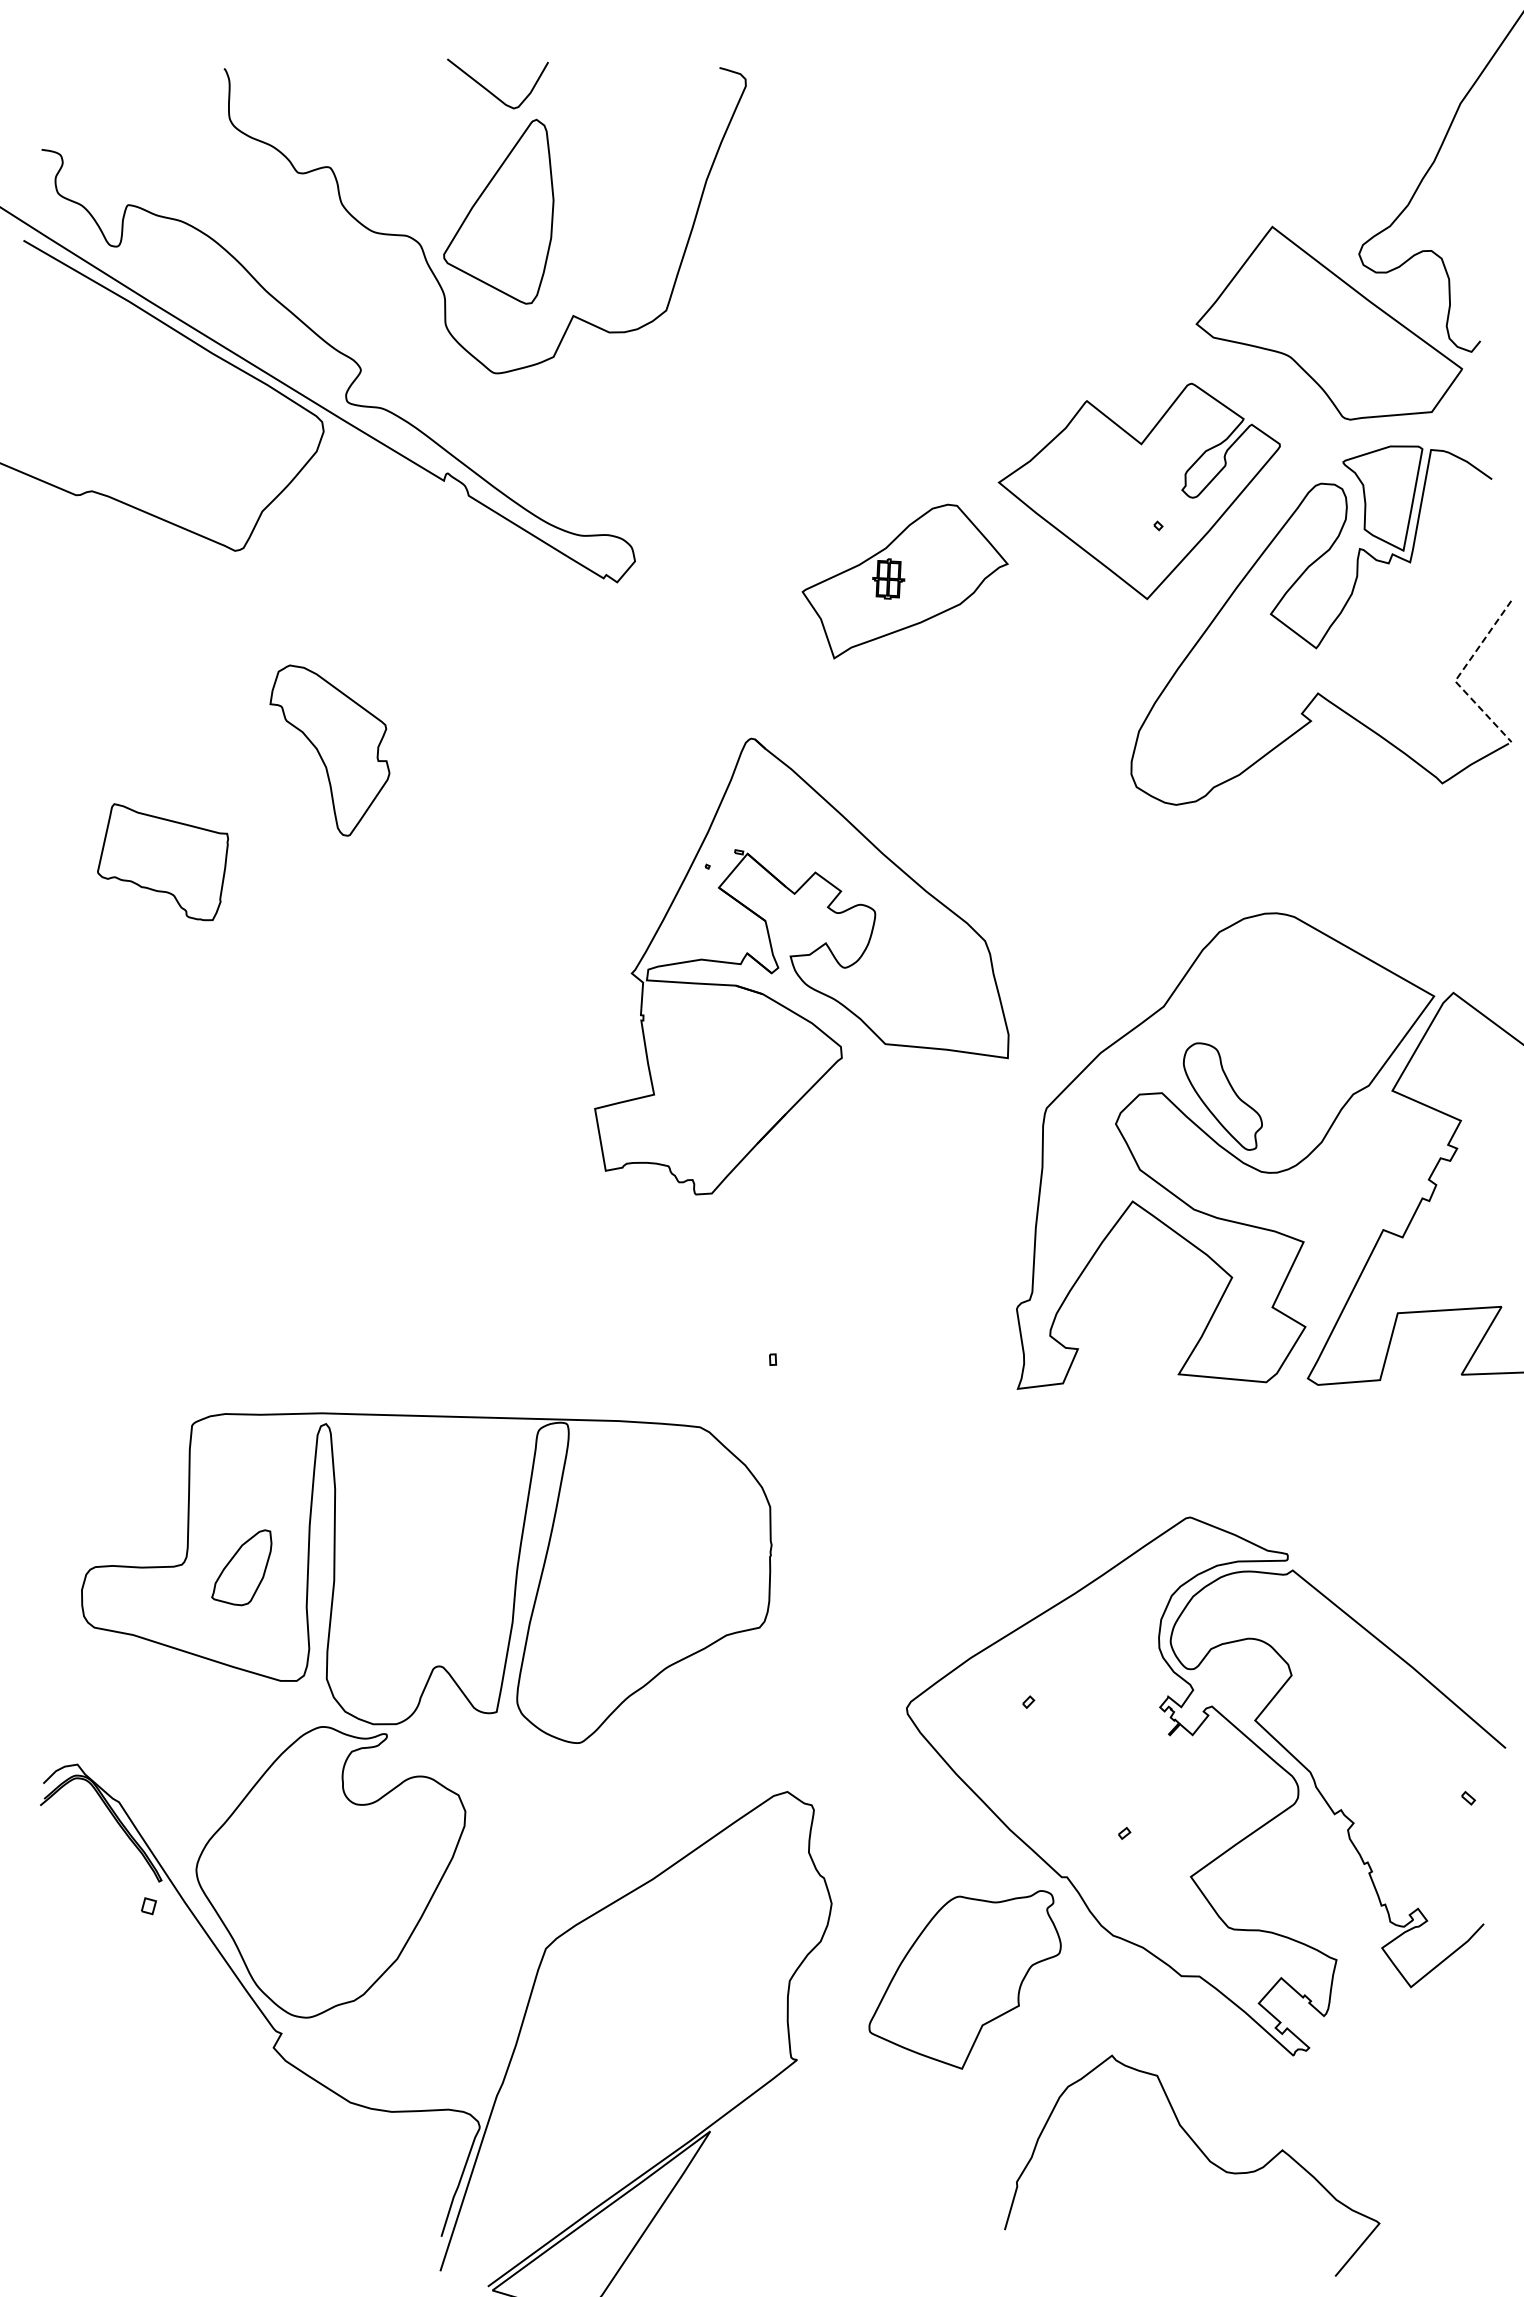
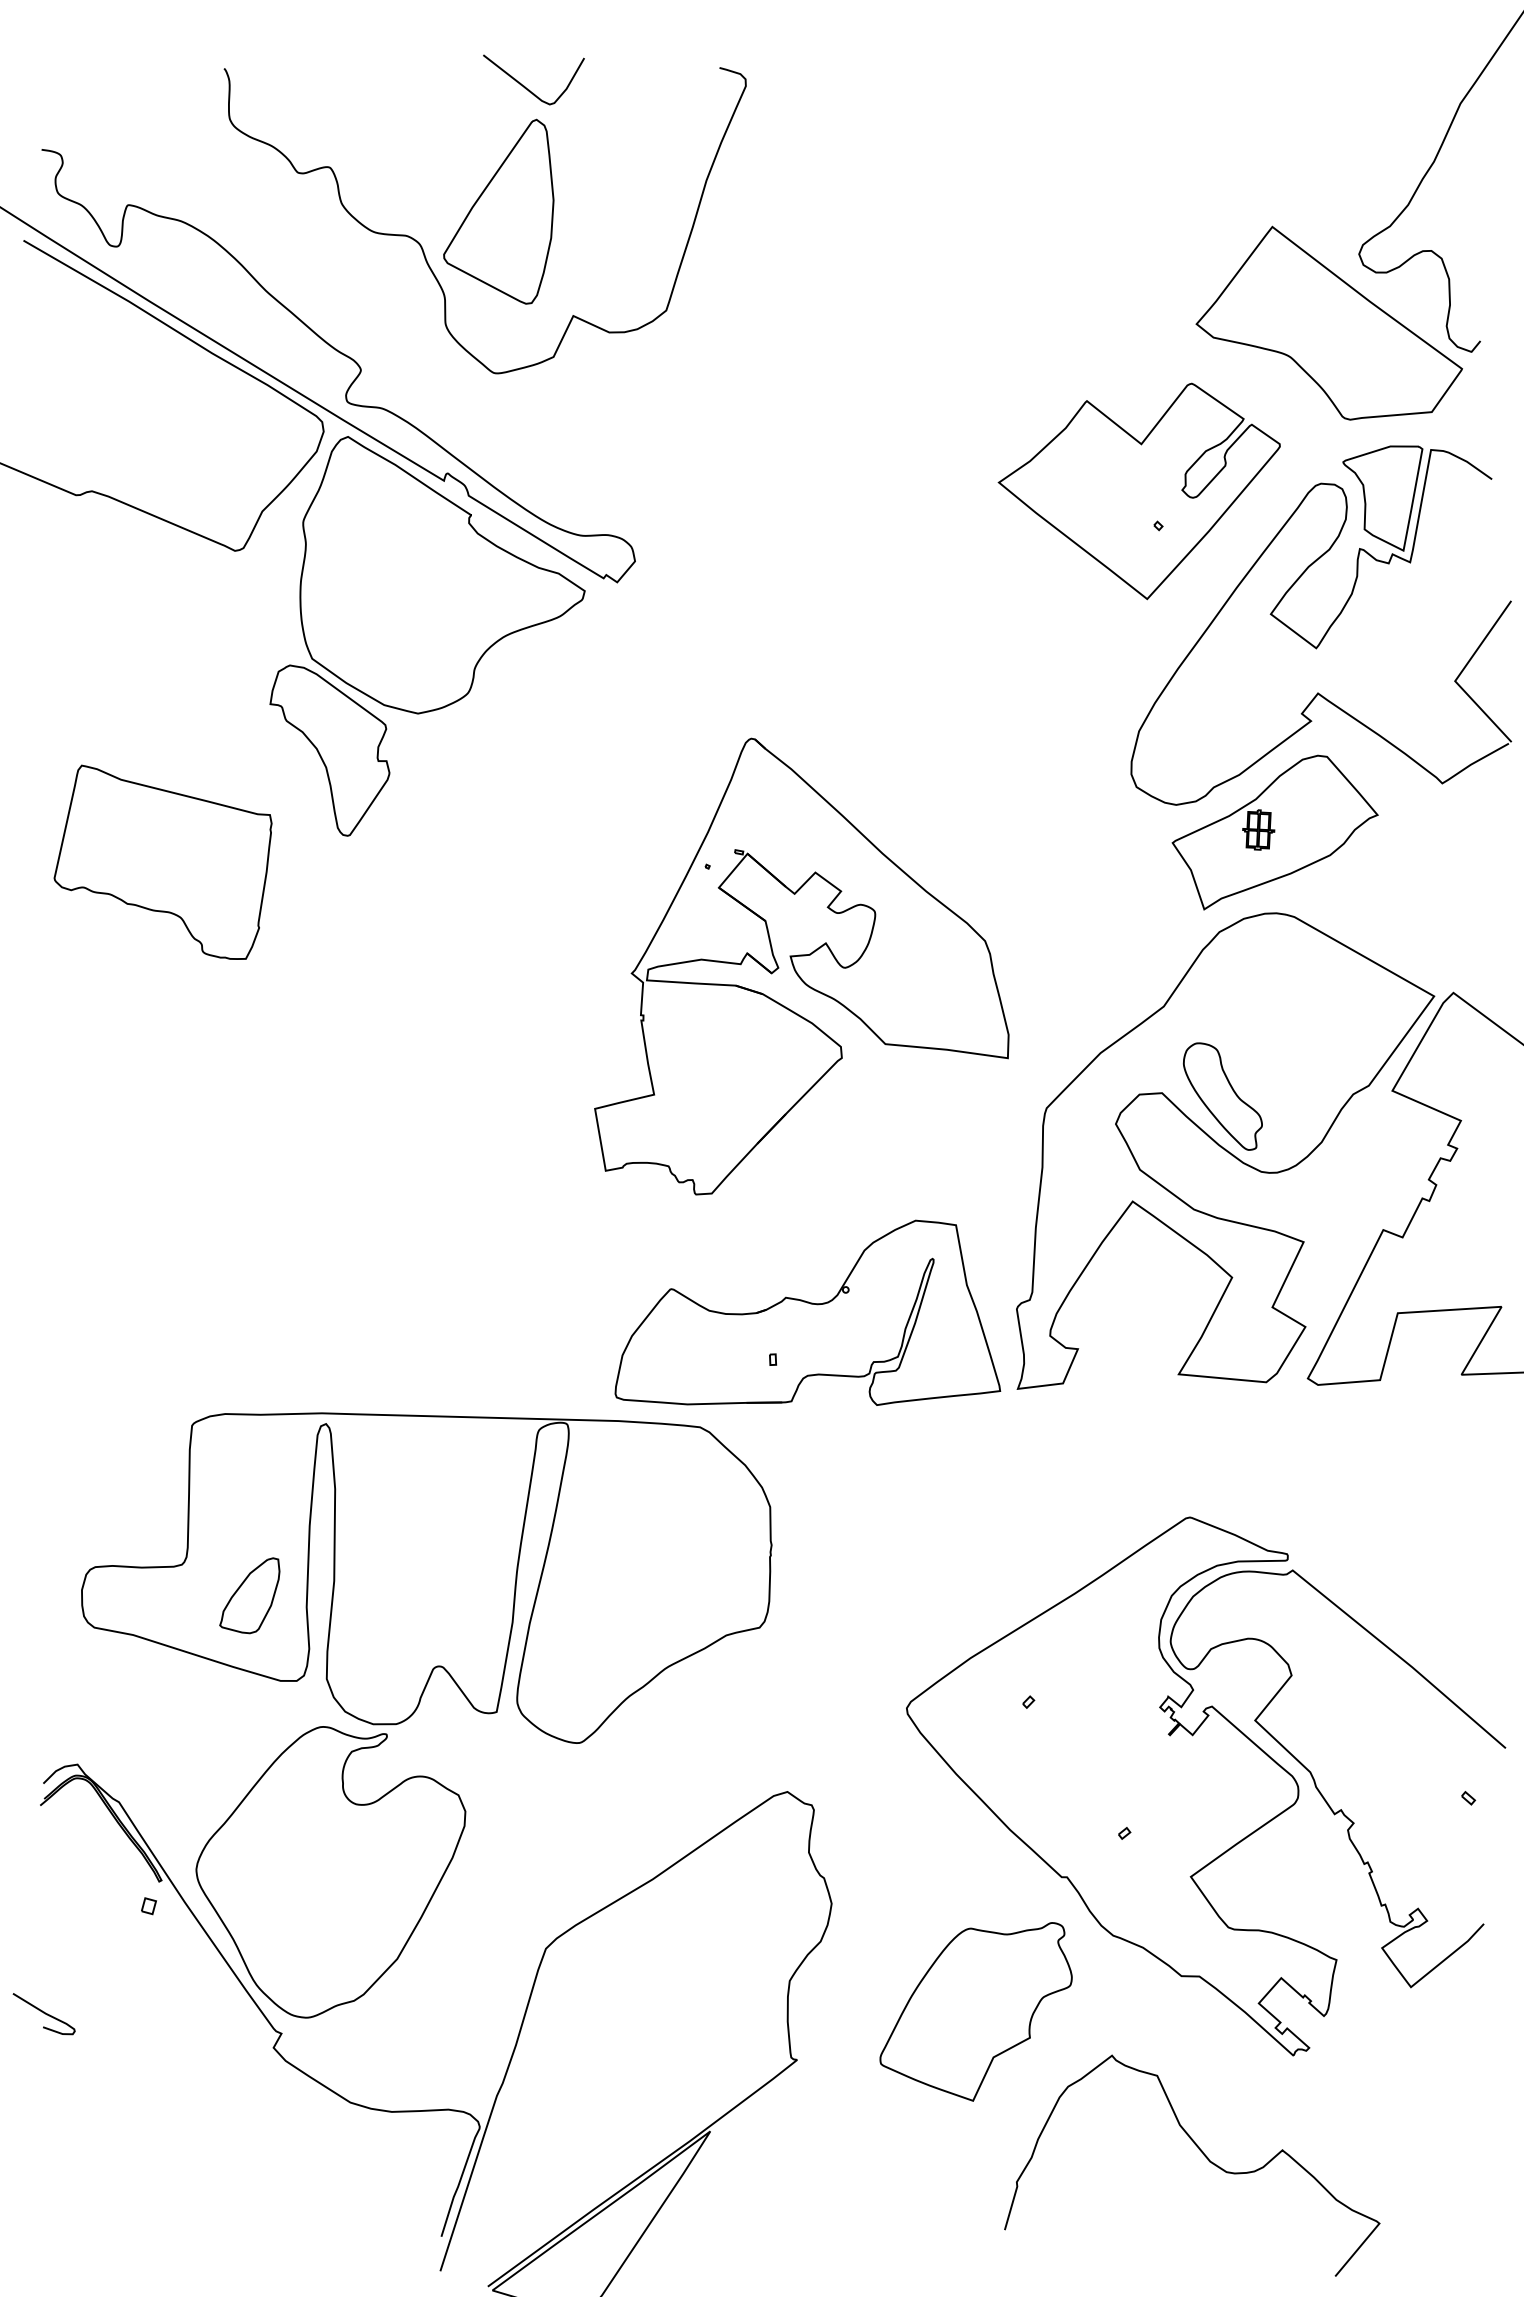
curve position: (489, 90) -> (525, 86) (525, 86)
part: none -> present (442, 575)
part position: (904, 581) -> (1274, 832) (1274, 832)
line: dashed -> solid (1458, 676)
part size: 132x119 px -> 220x196 px (162, 861)
part: none -> present (807, 1312)
part position: (241, 1567) -> (249, 1595) (249, 1595)
part position: (964, 1979) -> (975, 2011) (975, 2011)
curve: none -> present (43, 2013)
